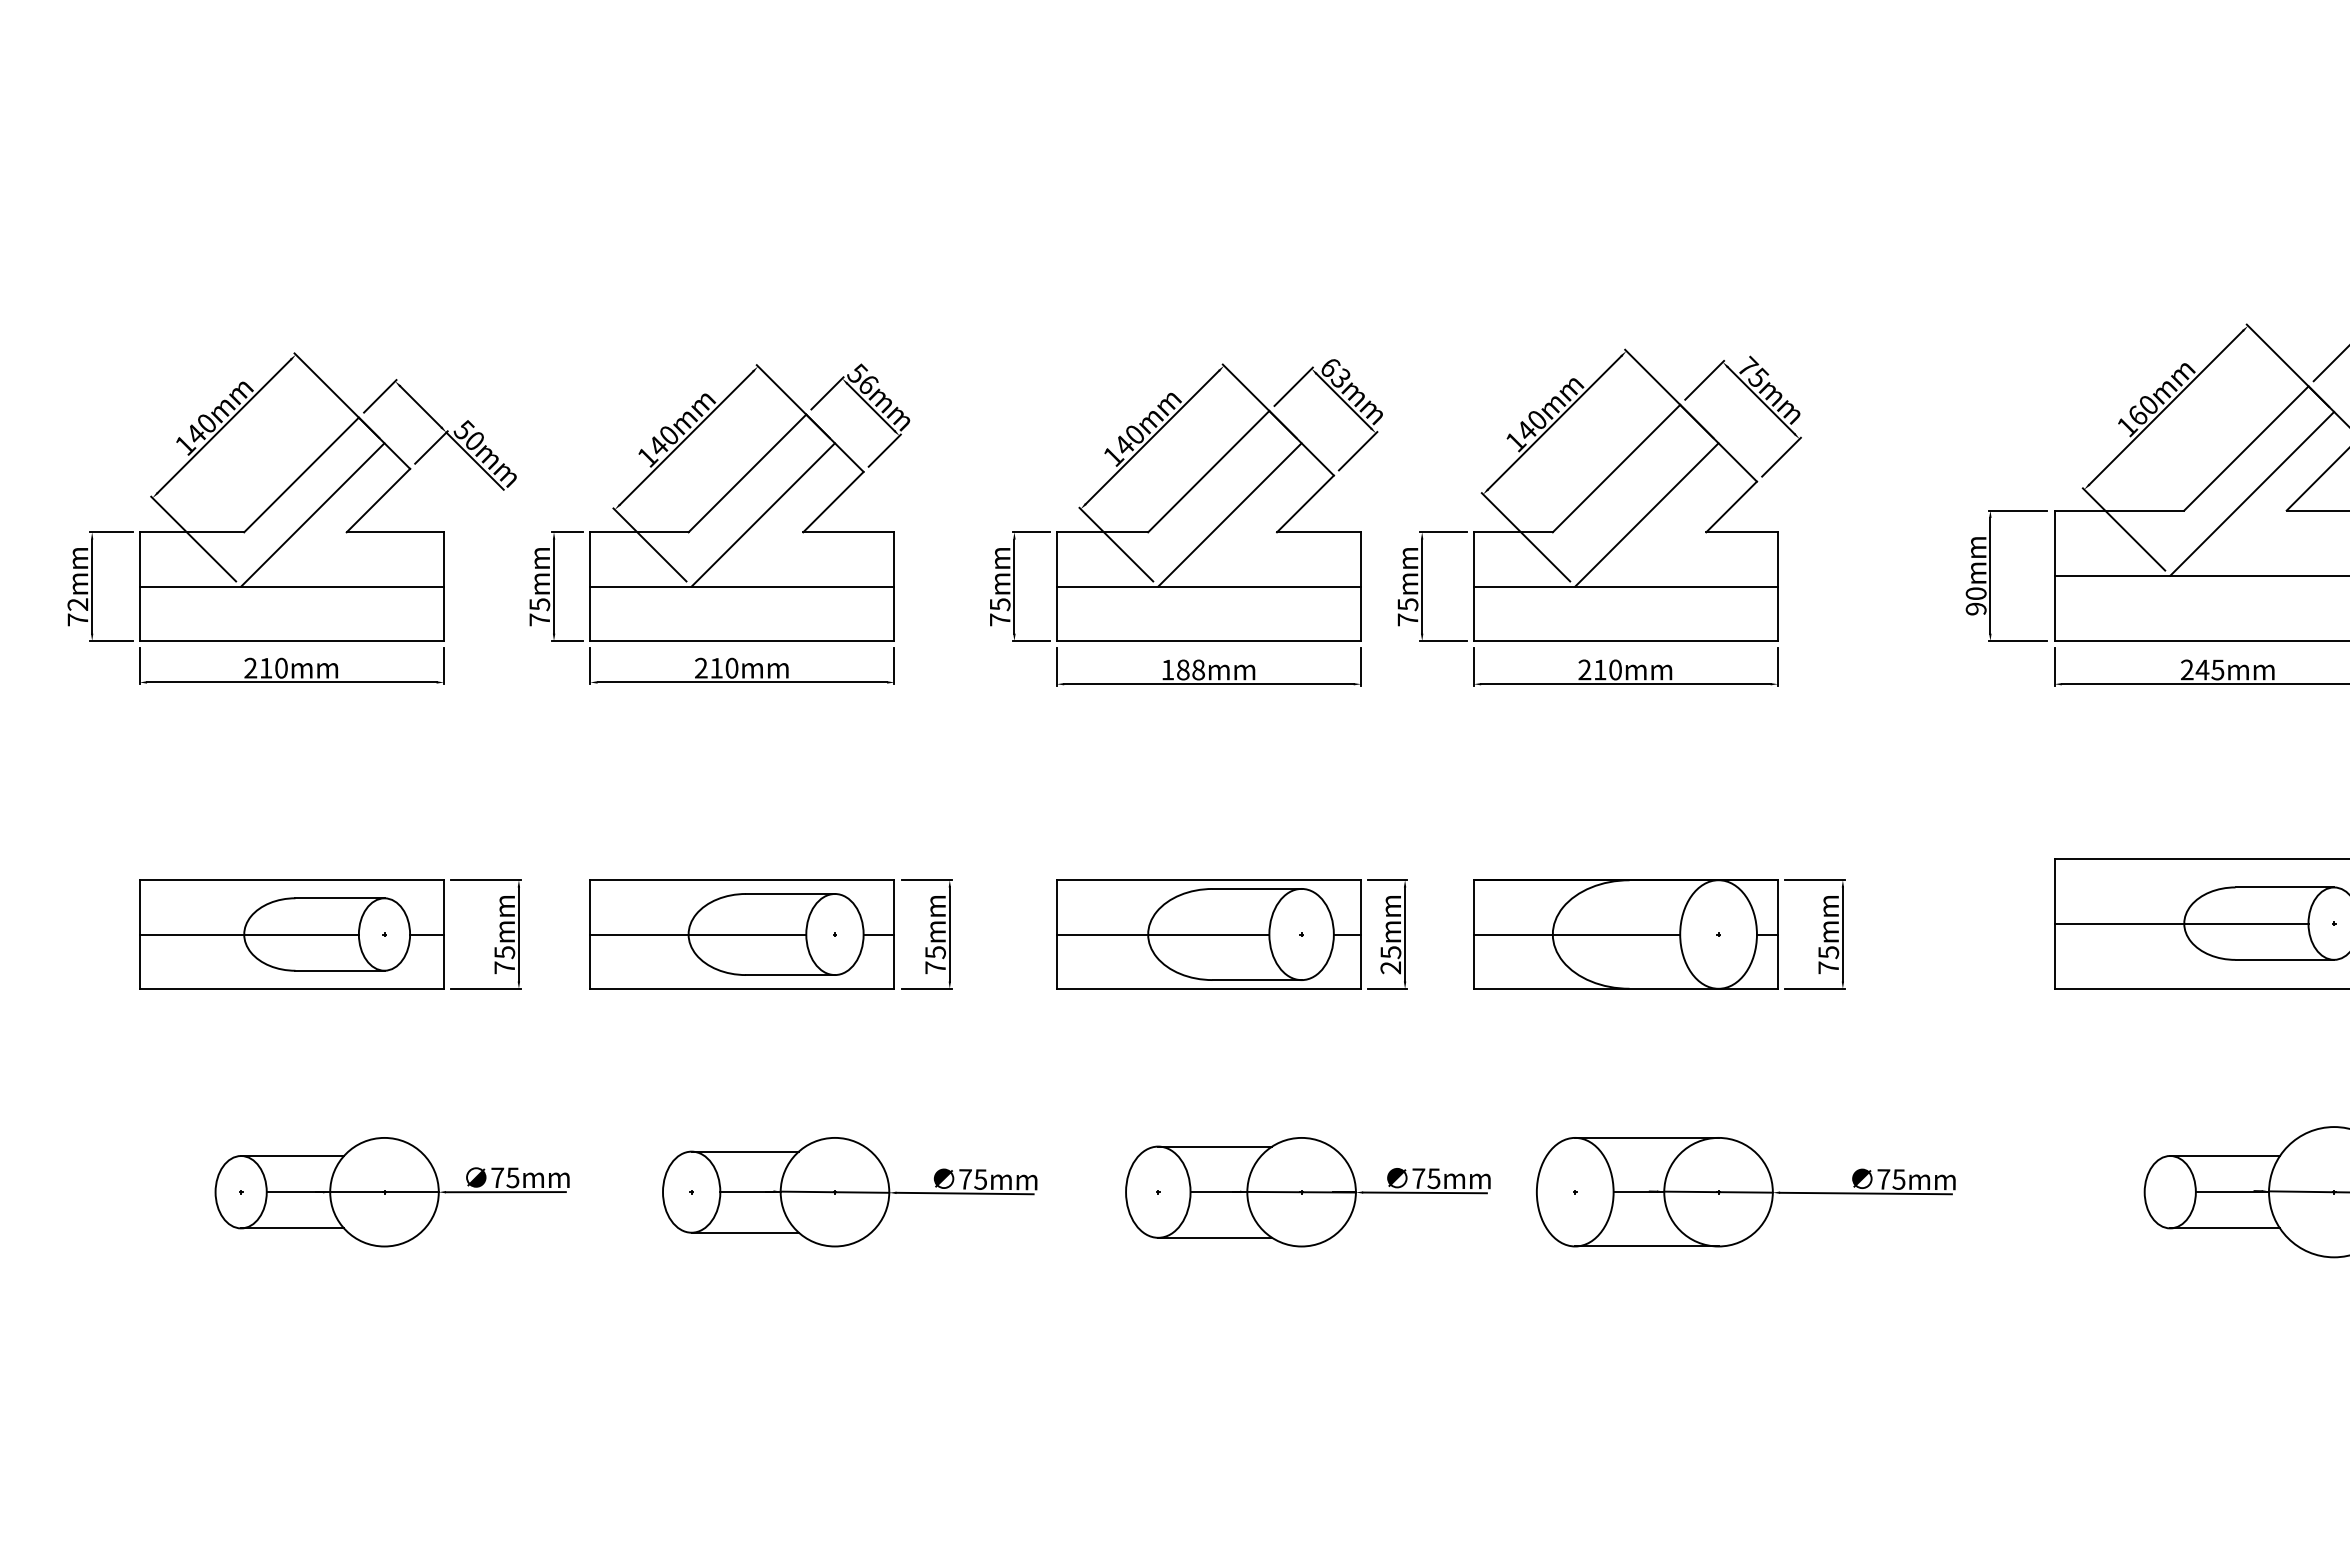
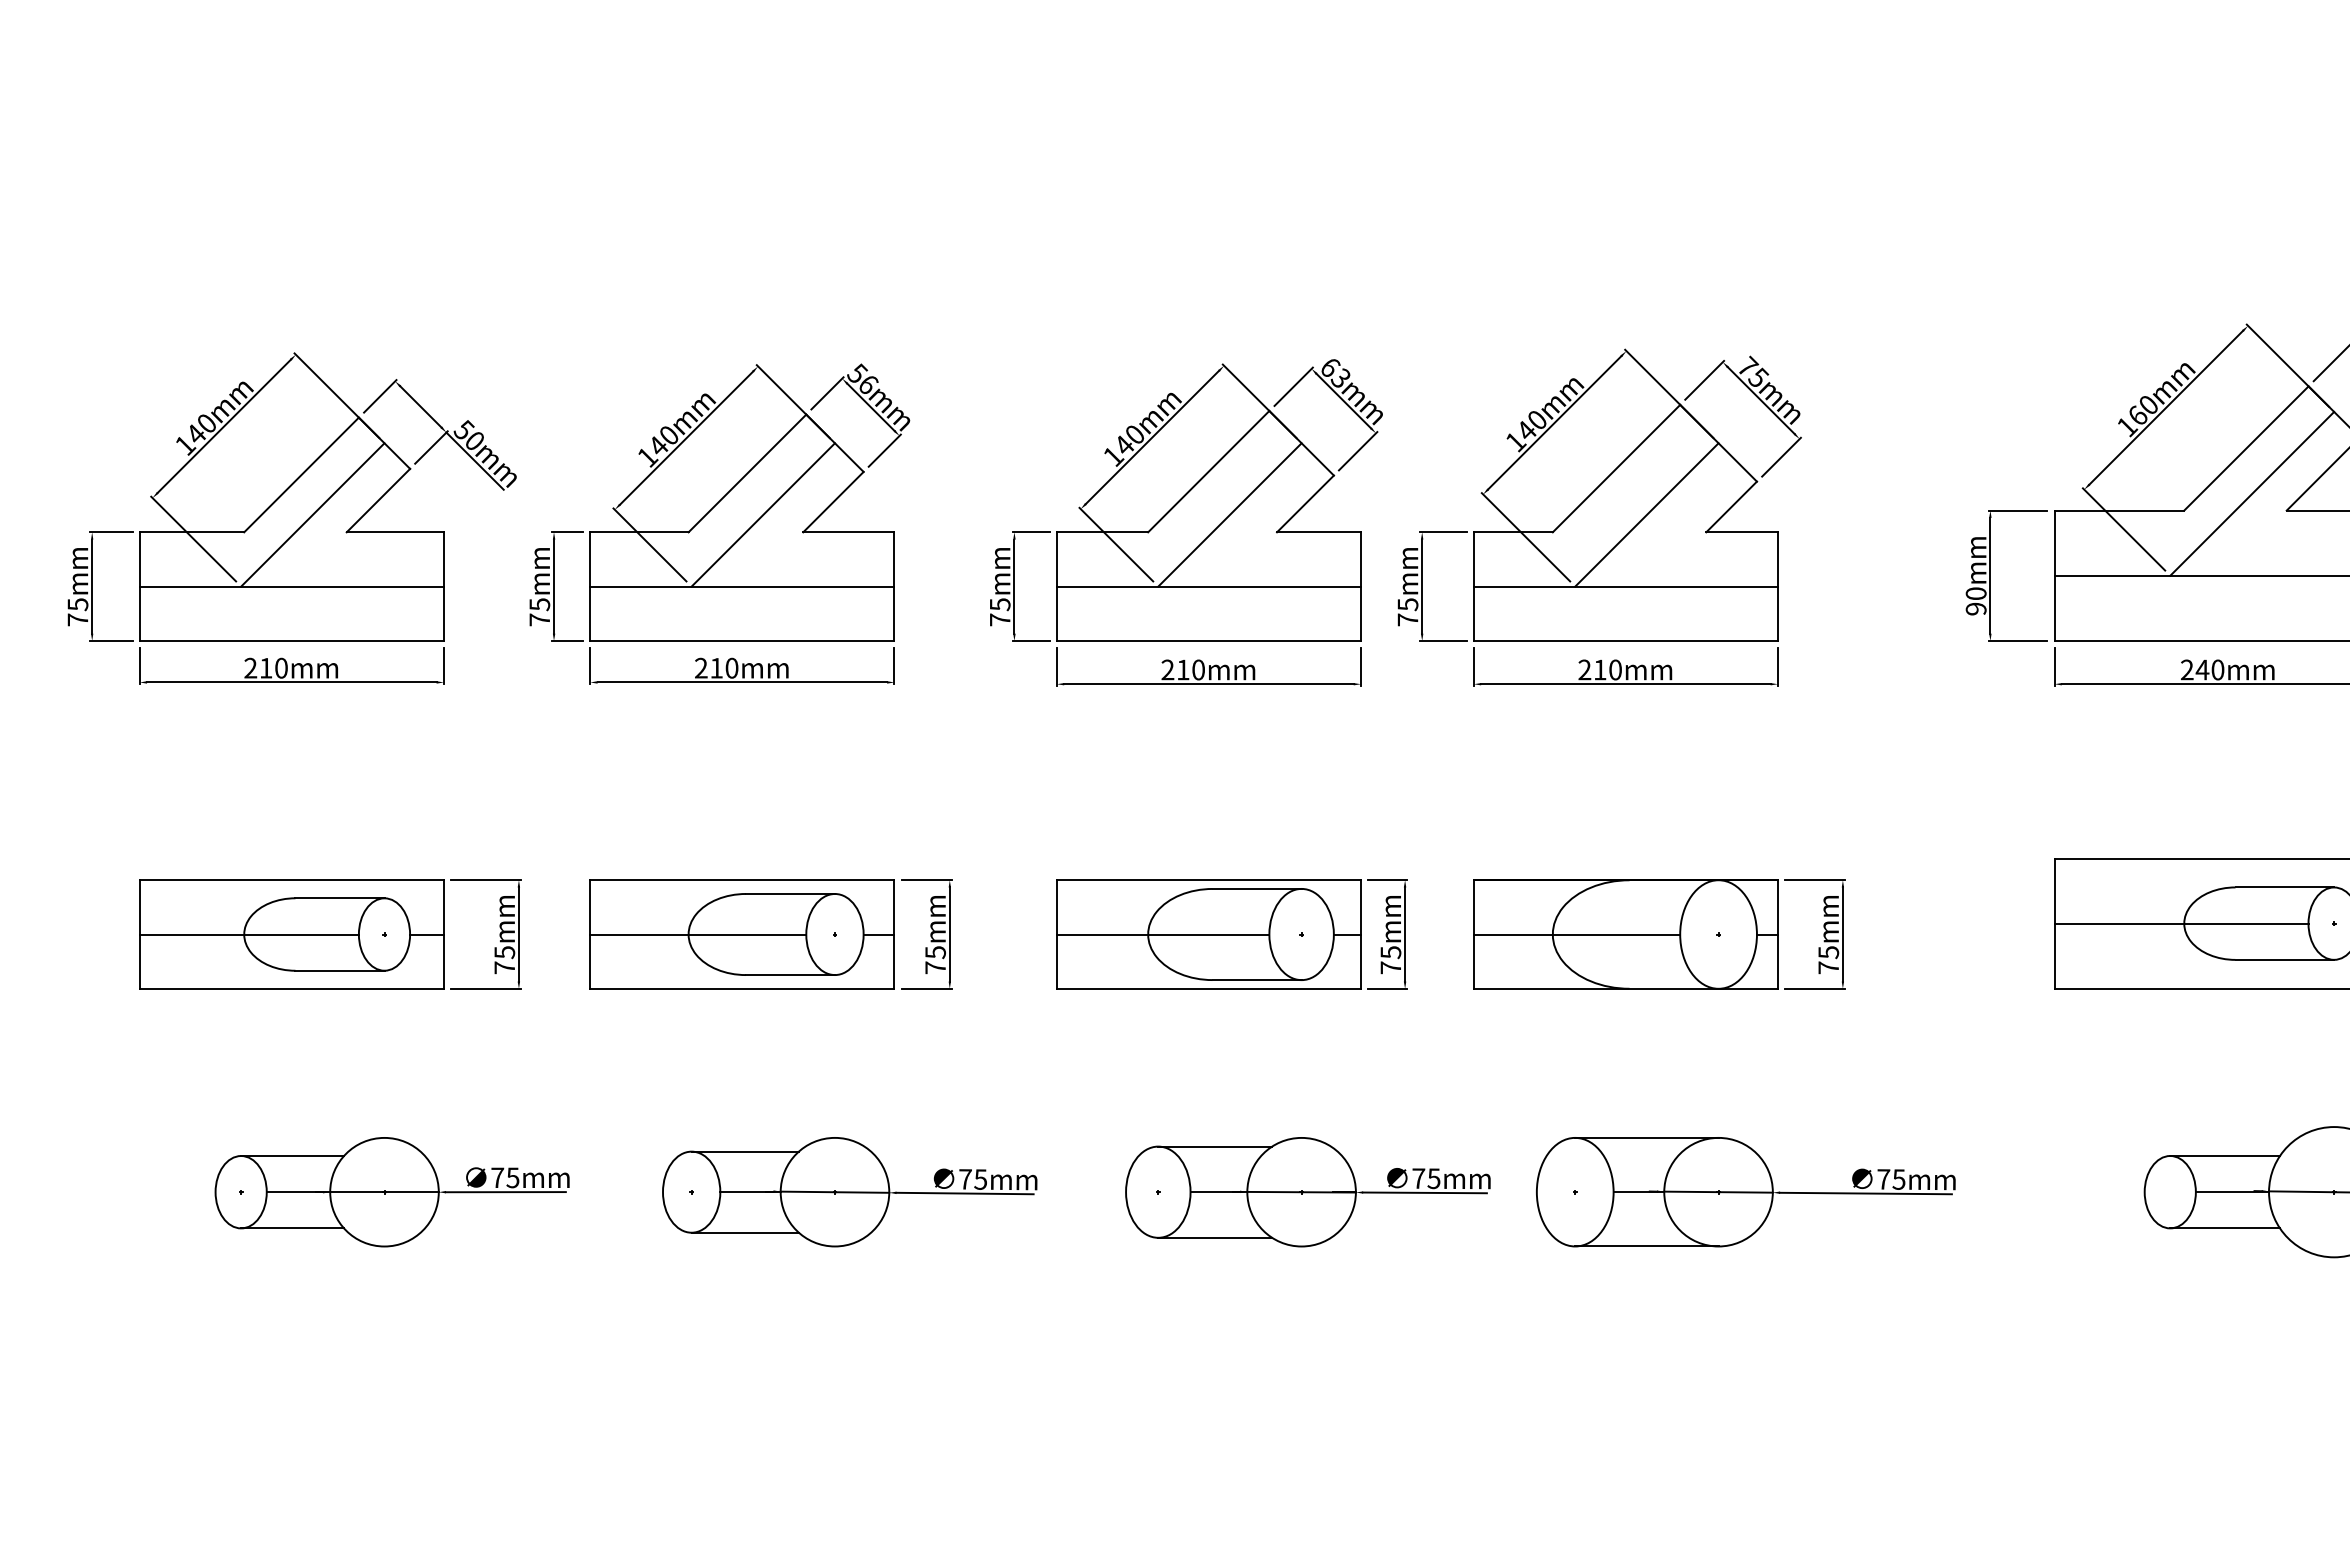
text: 72mm -> 75mm (77, 604)
text: 188mm -> 210mm (1182, 669)
text: 245mm -> 240mm (2217, 669)
text: 25mm -> 75mm (1390, 967)
